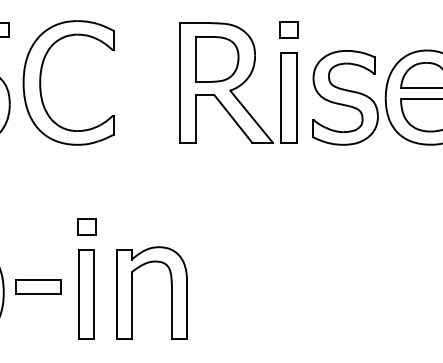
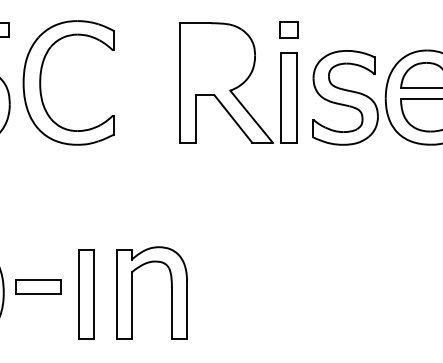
part: present -> none (217, 59)
part: present -> none (86, 226)
